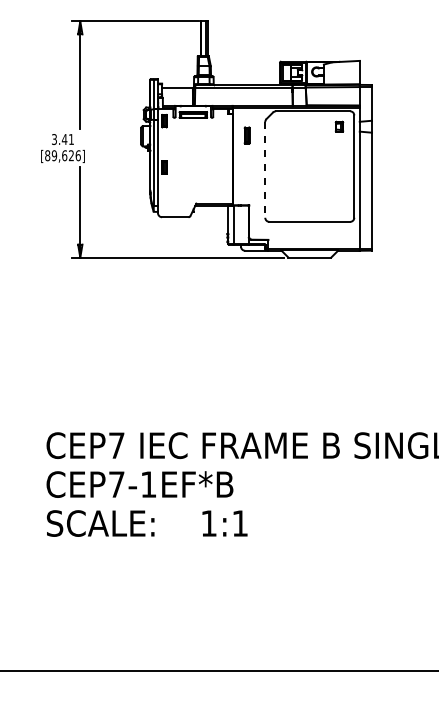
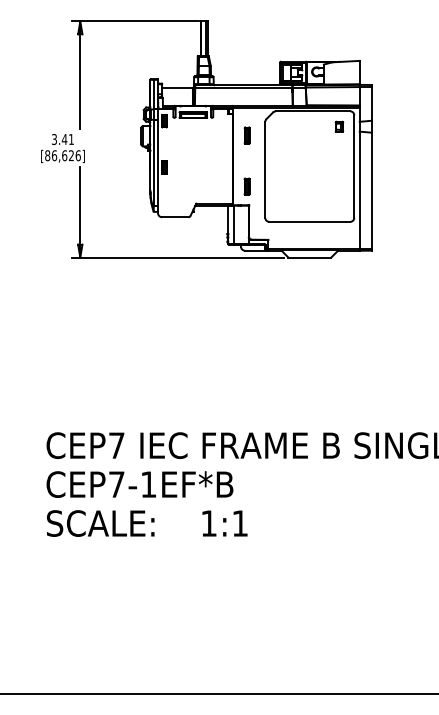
text: [89,626] -> [86,626] (54, 155)
line: dashed -> solid (265, 169)
part: none -> present (246, 186)
line position: (218, 670) -> (218, 693) (218, 693)
